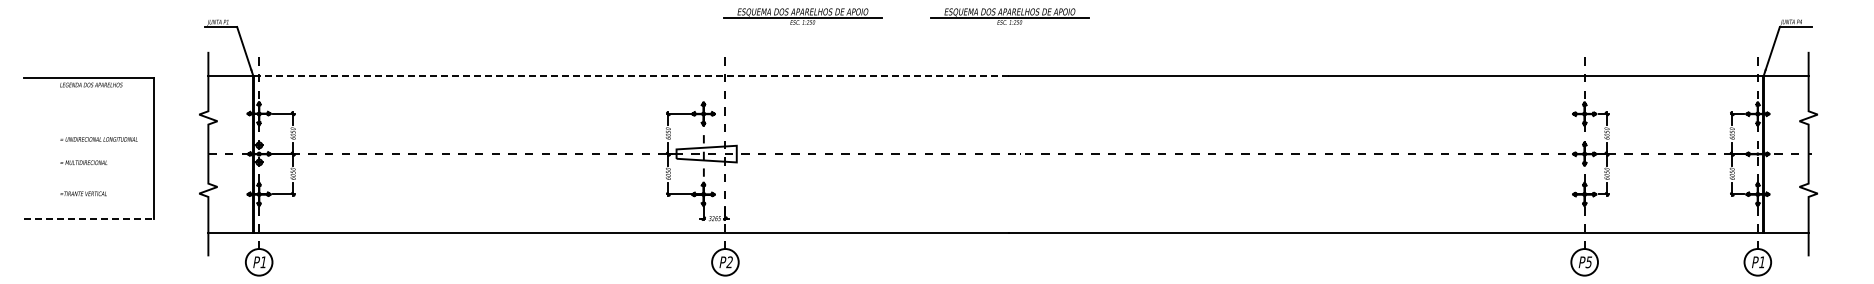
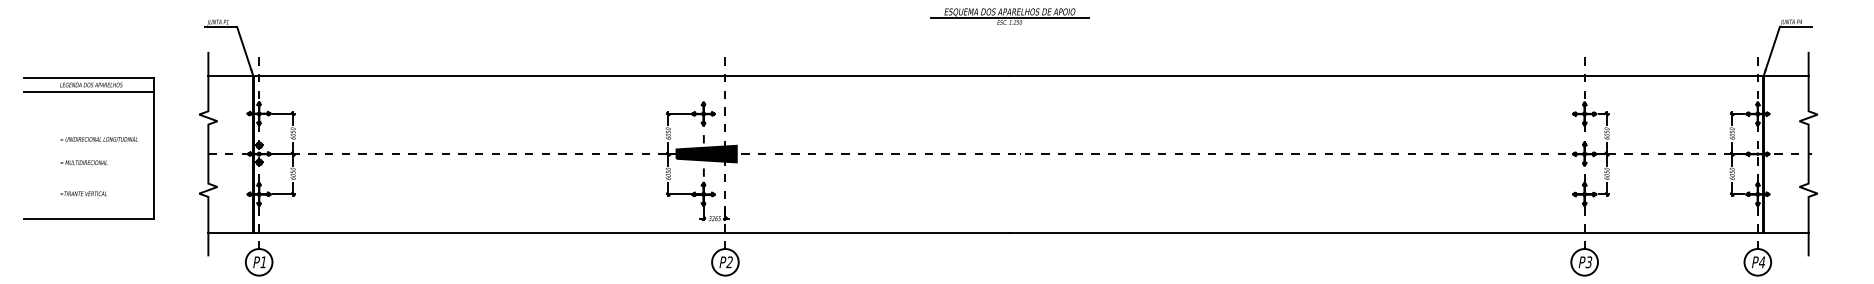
part: present -> none (802, 16)
line: dashed -> solid (631, 75)
line: none -> present (89, 92)
fill: none -> present (706, 153)
line: dashed -> solid (89, 219)
text: P5 -> P3 (1589, 261)
text: P1 -> P4 (1761, 262)
